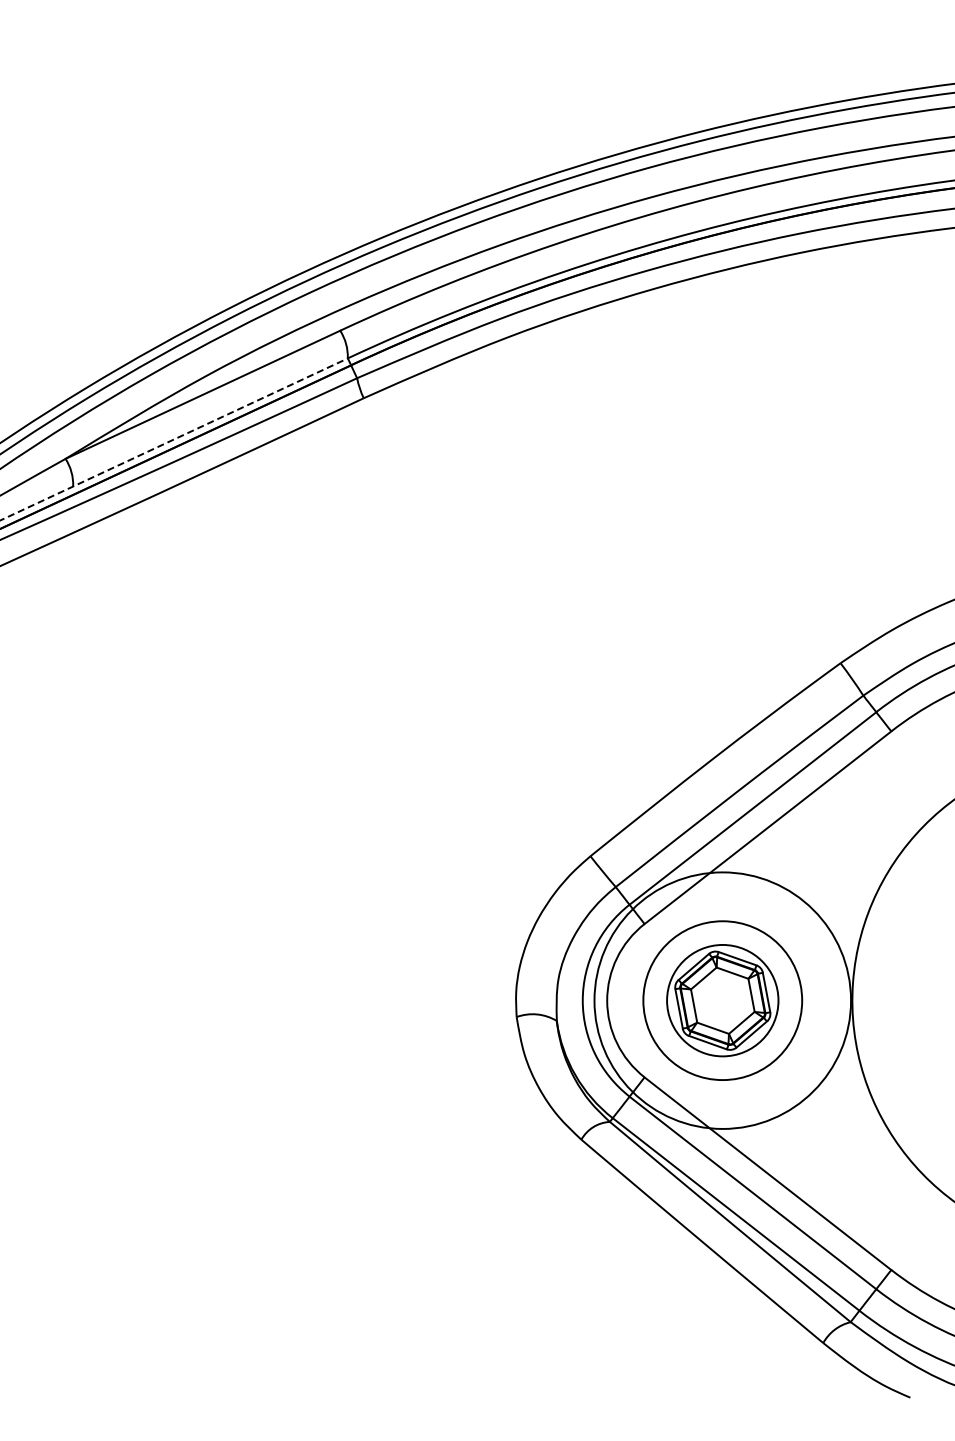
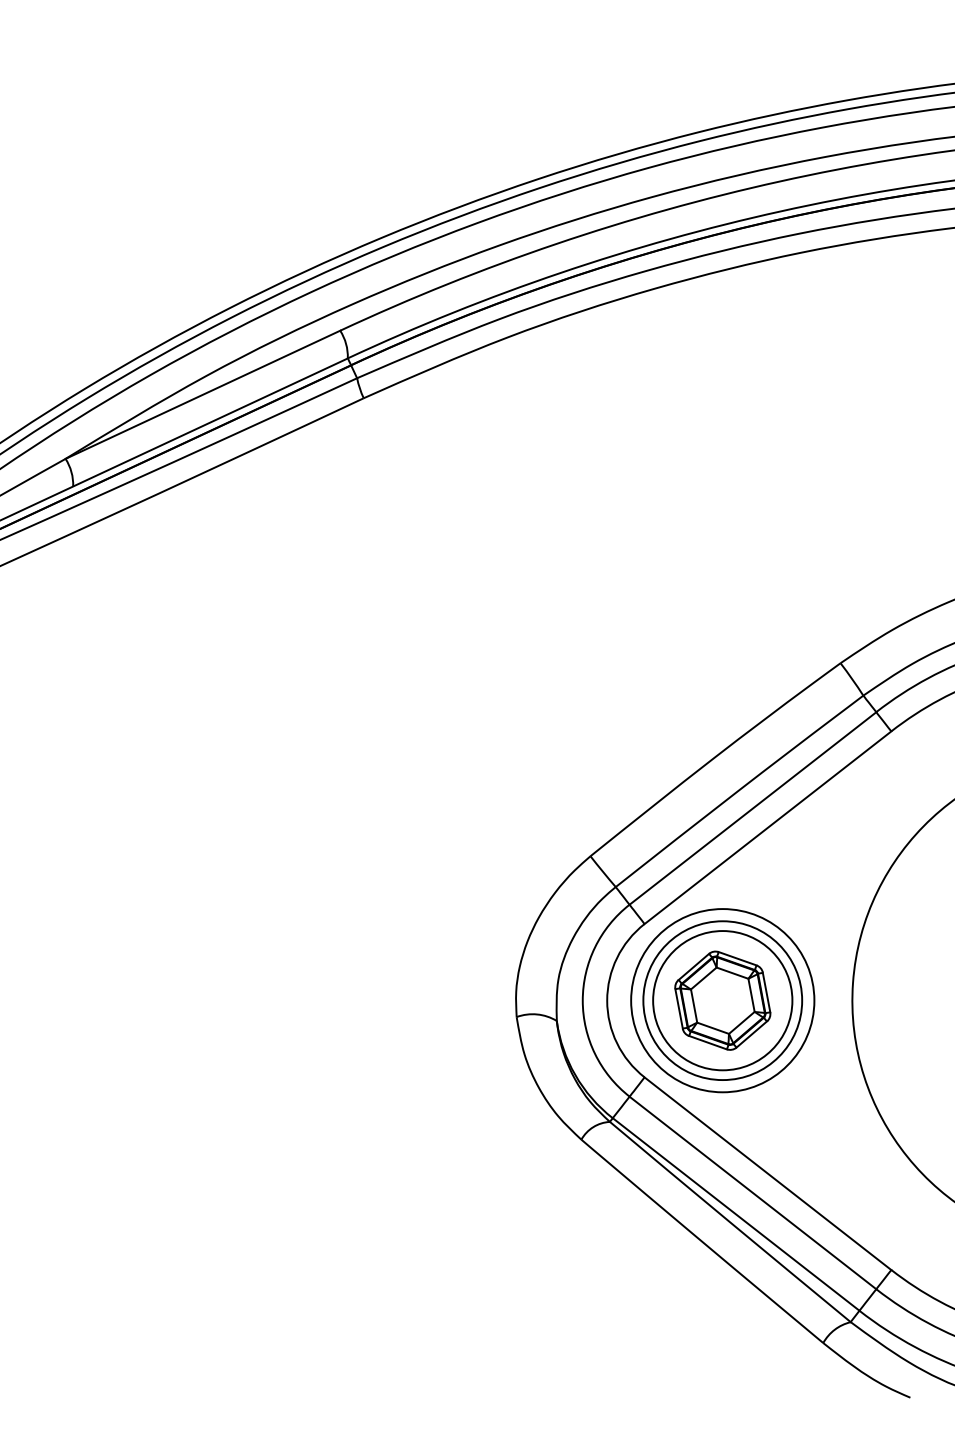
line: dashed -> solid (174, 439)
circle diameter: 111 px -> 139 px (722, 1000)
circle diameter: 257 px -> 183 px (722, 1000)
